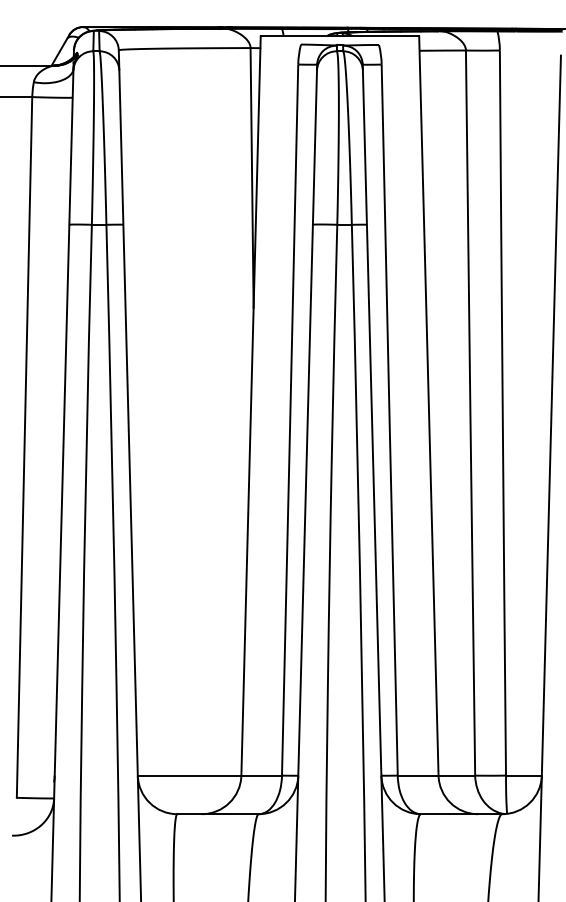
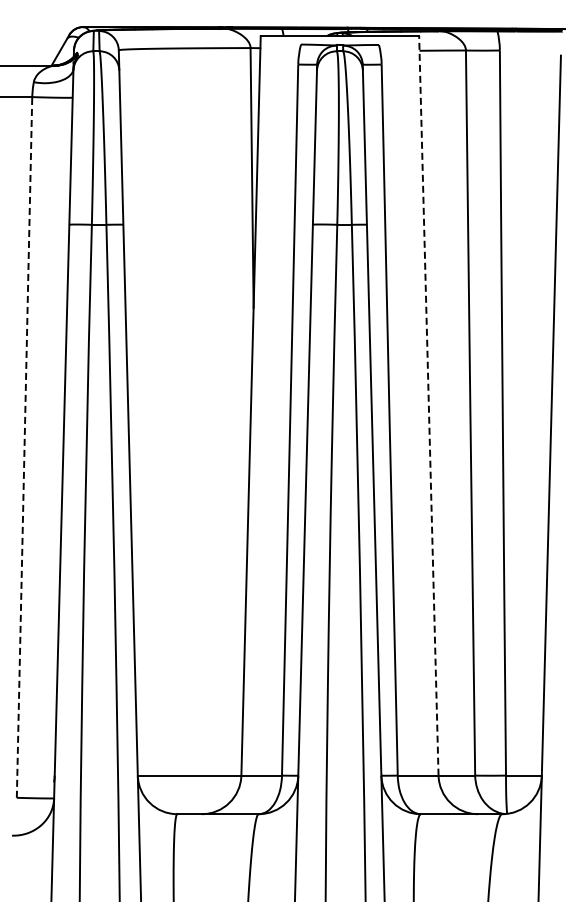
line: solid -> dashed (428, 405)
line: solid -> dashed (24, 446)
